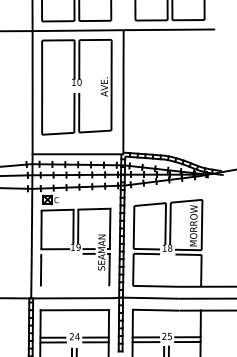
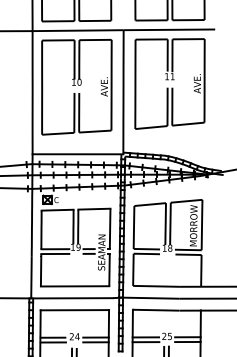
part: none -> present (169, 83)
line: none -> present (55, 253)
line: none -> present (74, 286)
